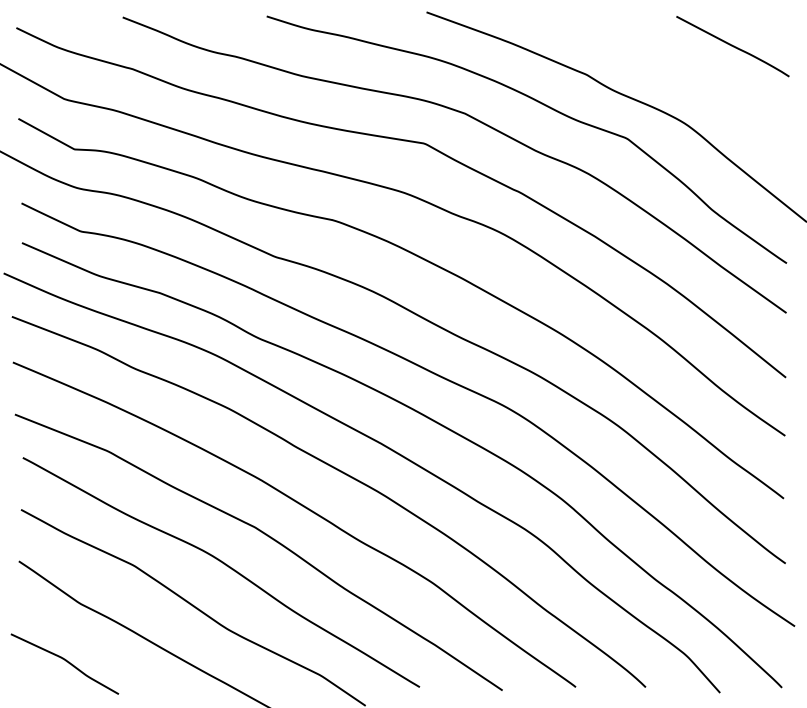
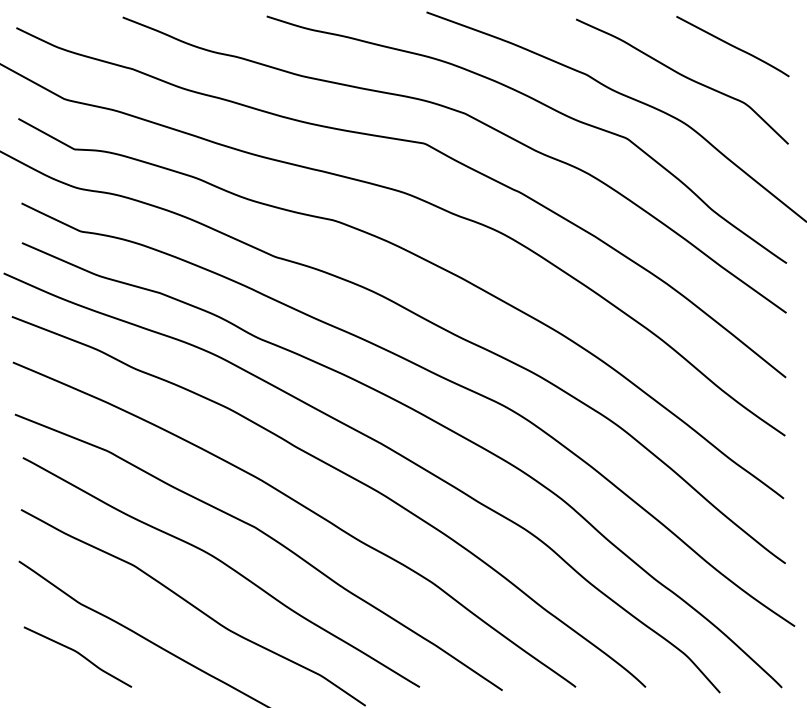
curve: none -> present (684, 77)
curve position: (65, 661) -> (78, 654) (78, 654)
